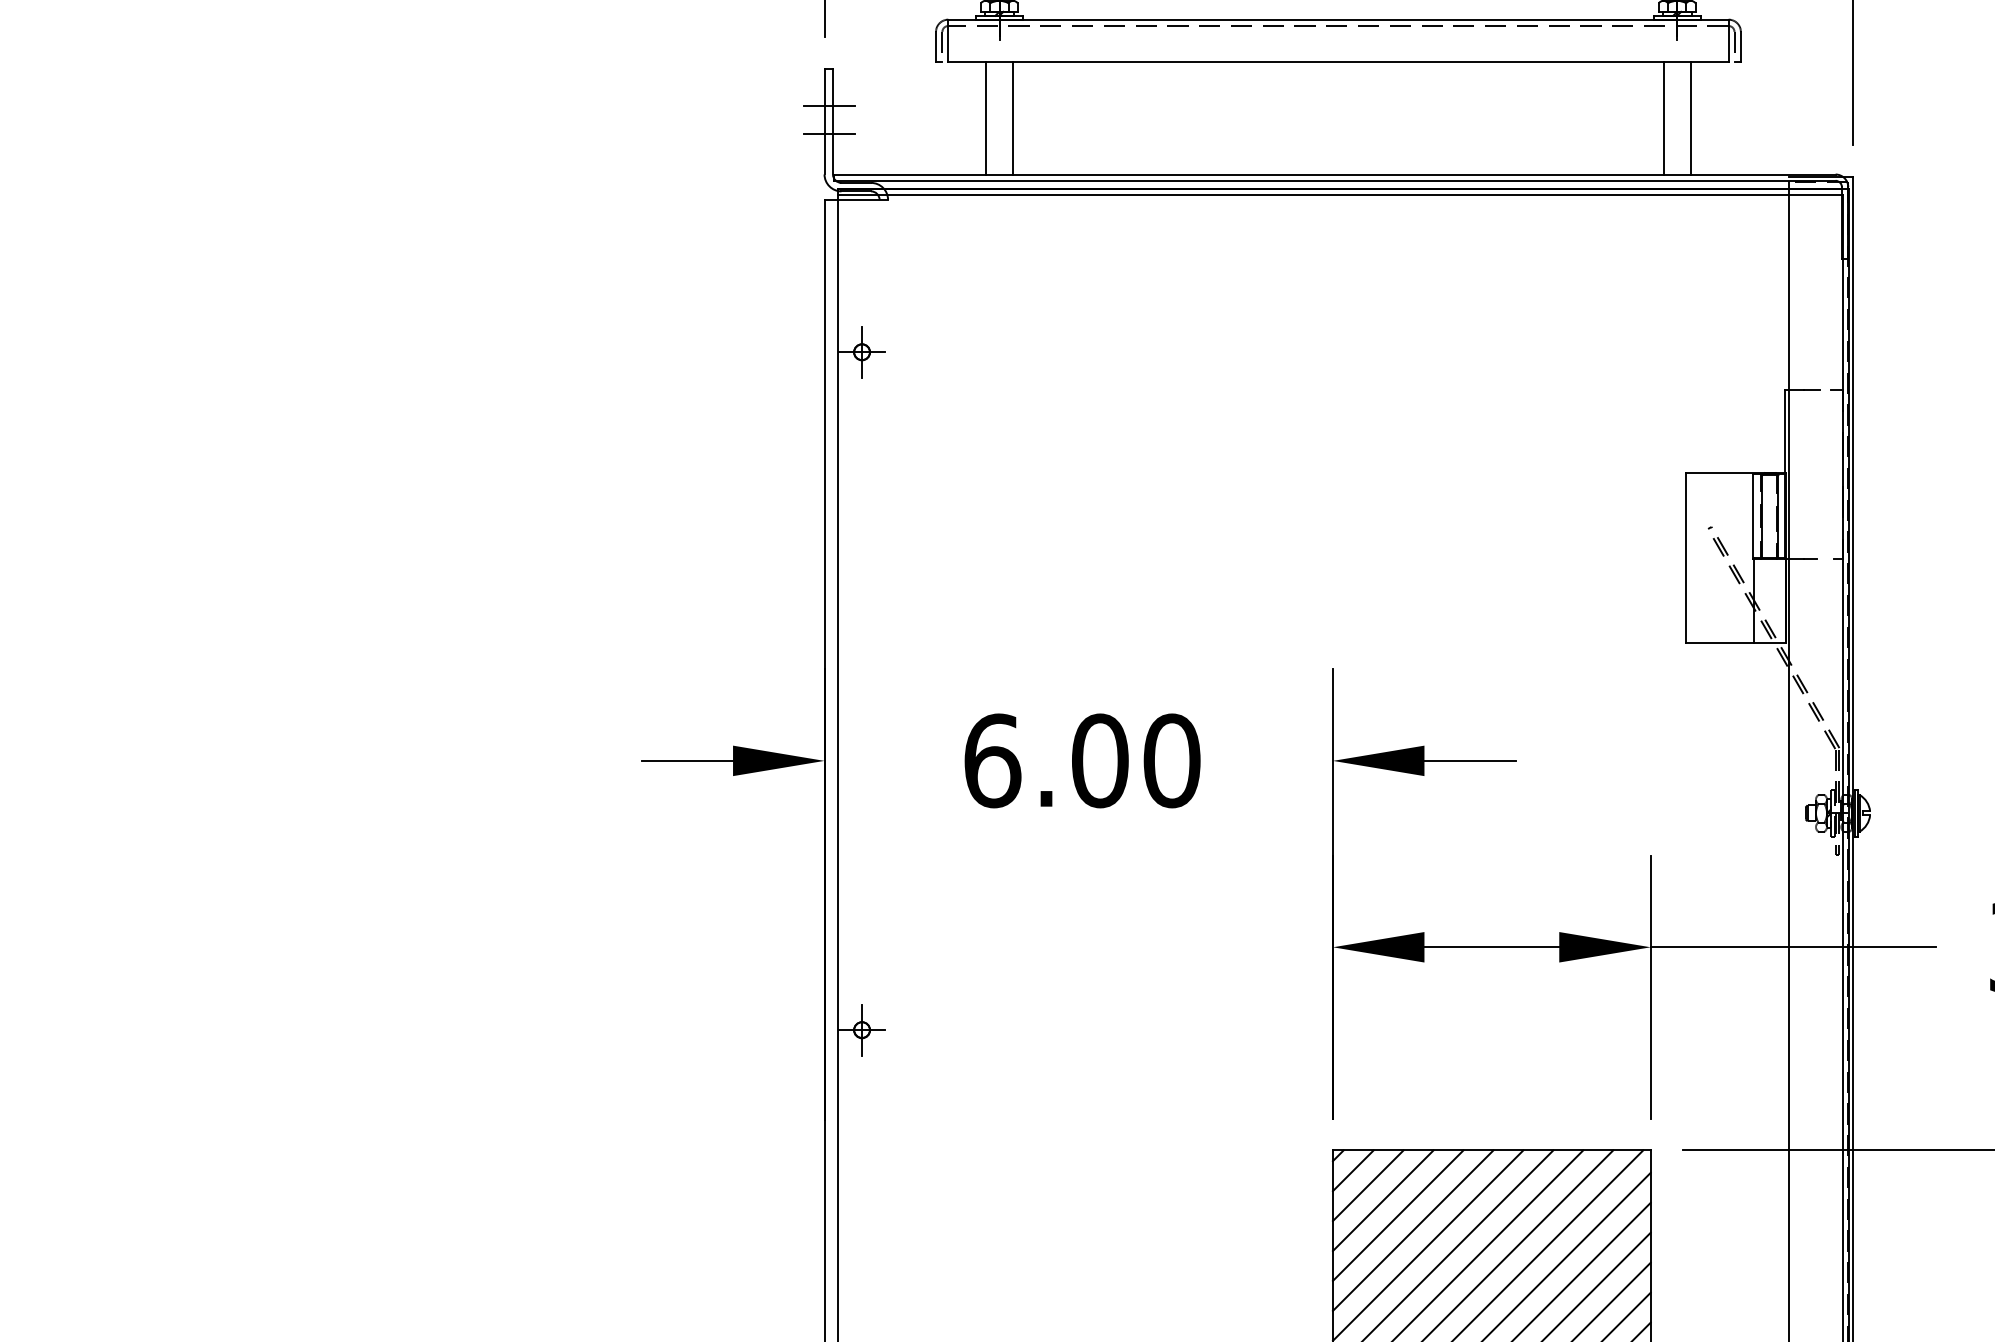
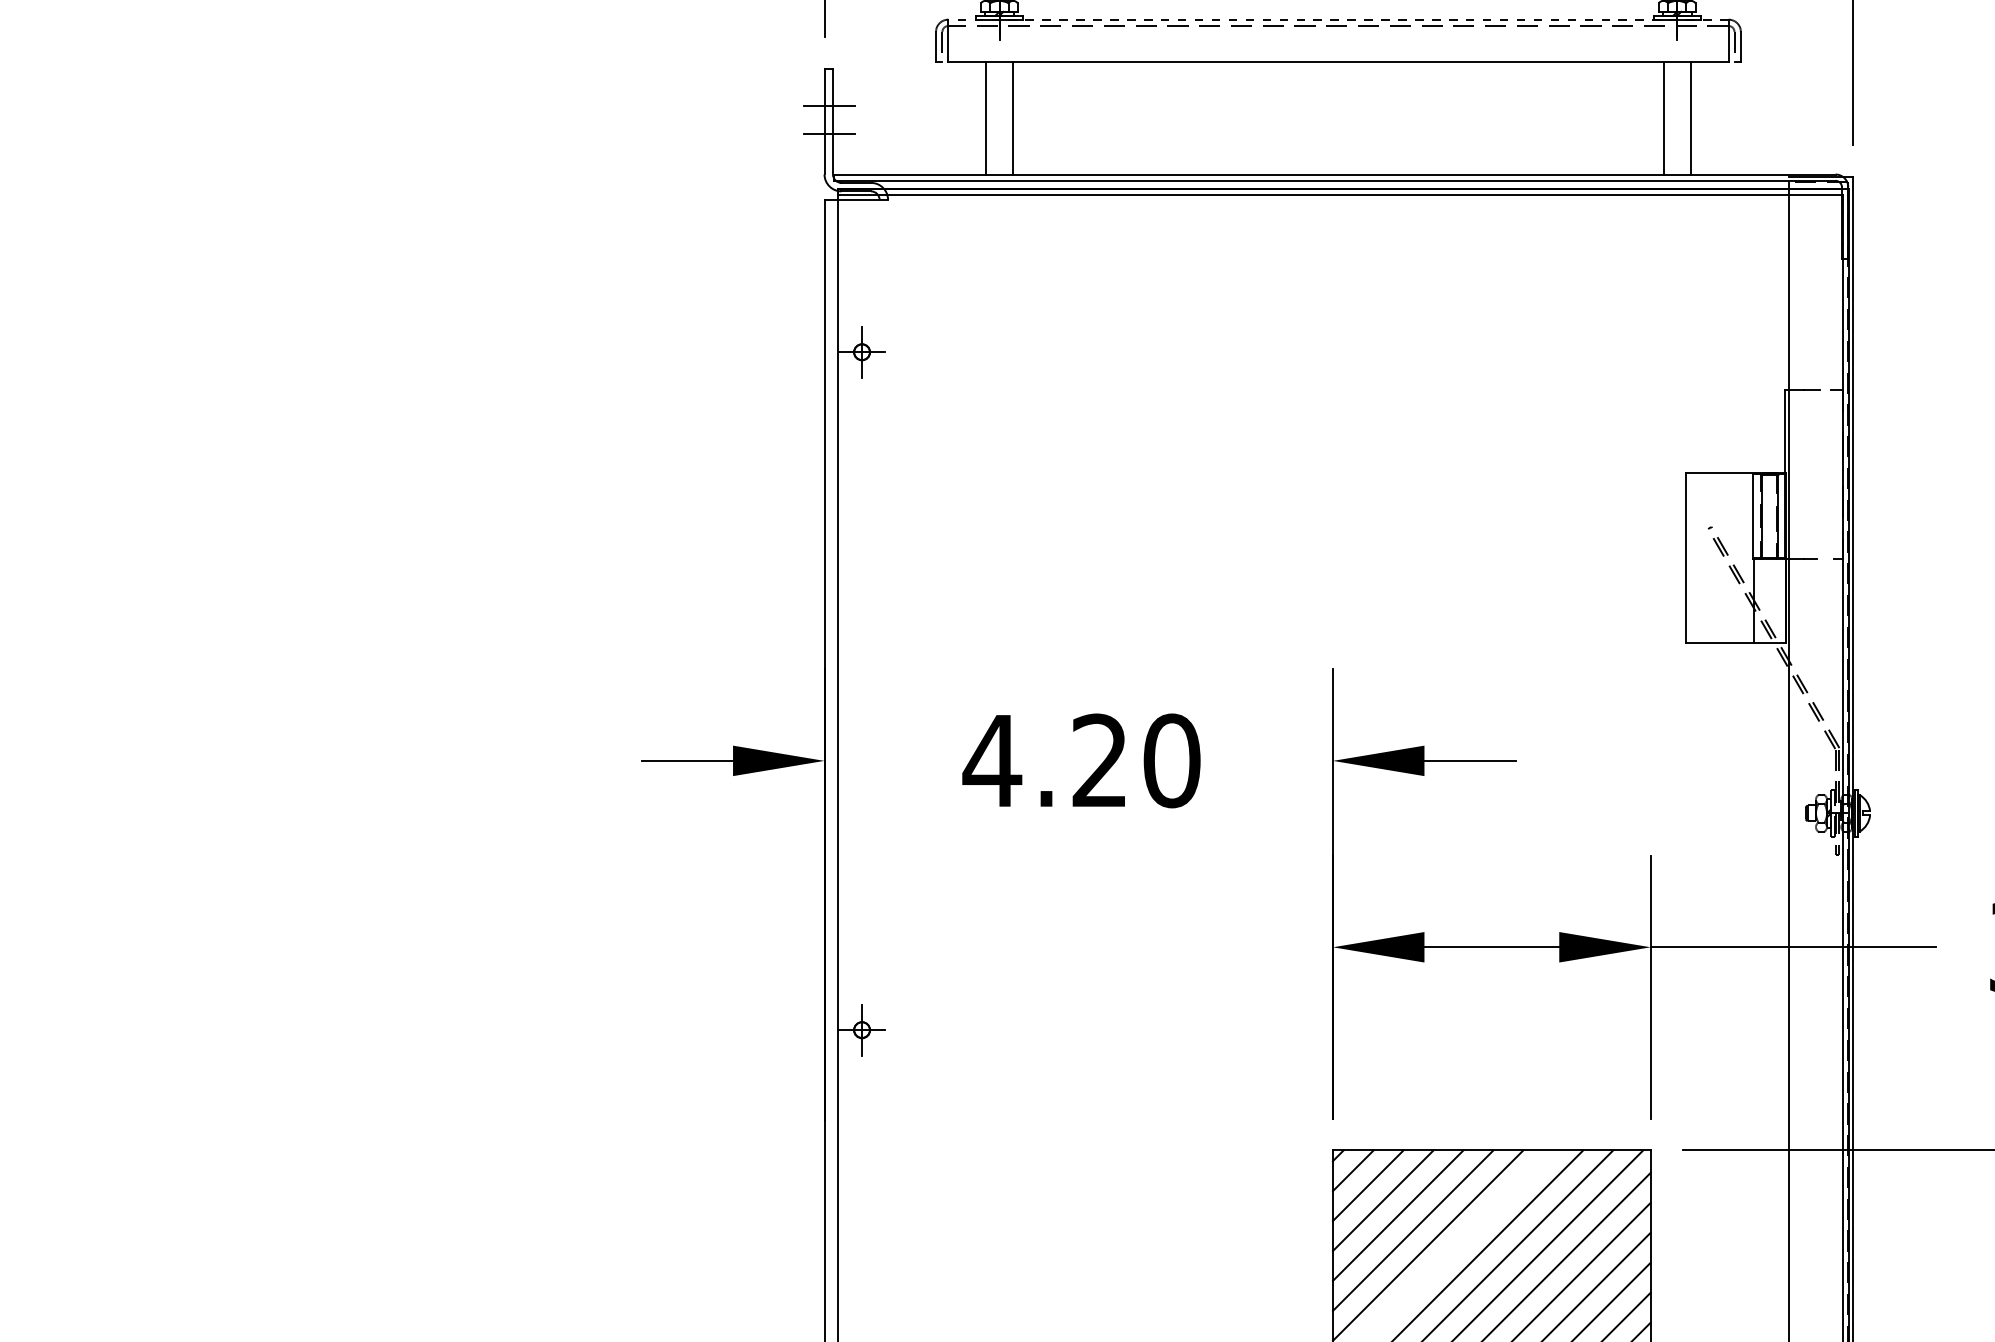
line: solid -> dashed (1337, 19)
text: 6.00 -> 4.20 (1045, 760)
line: present -> none (1458, 1244)
